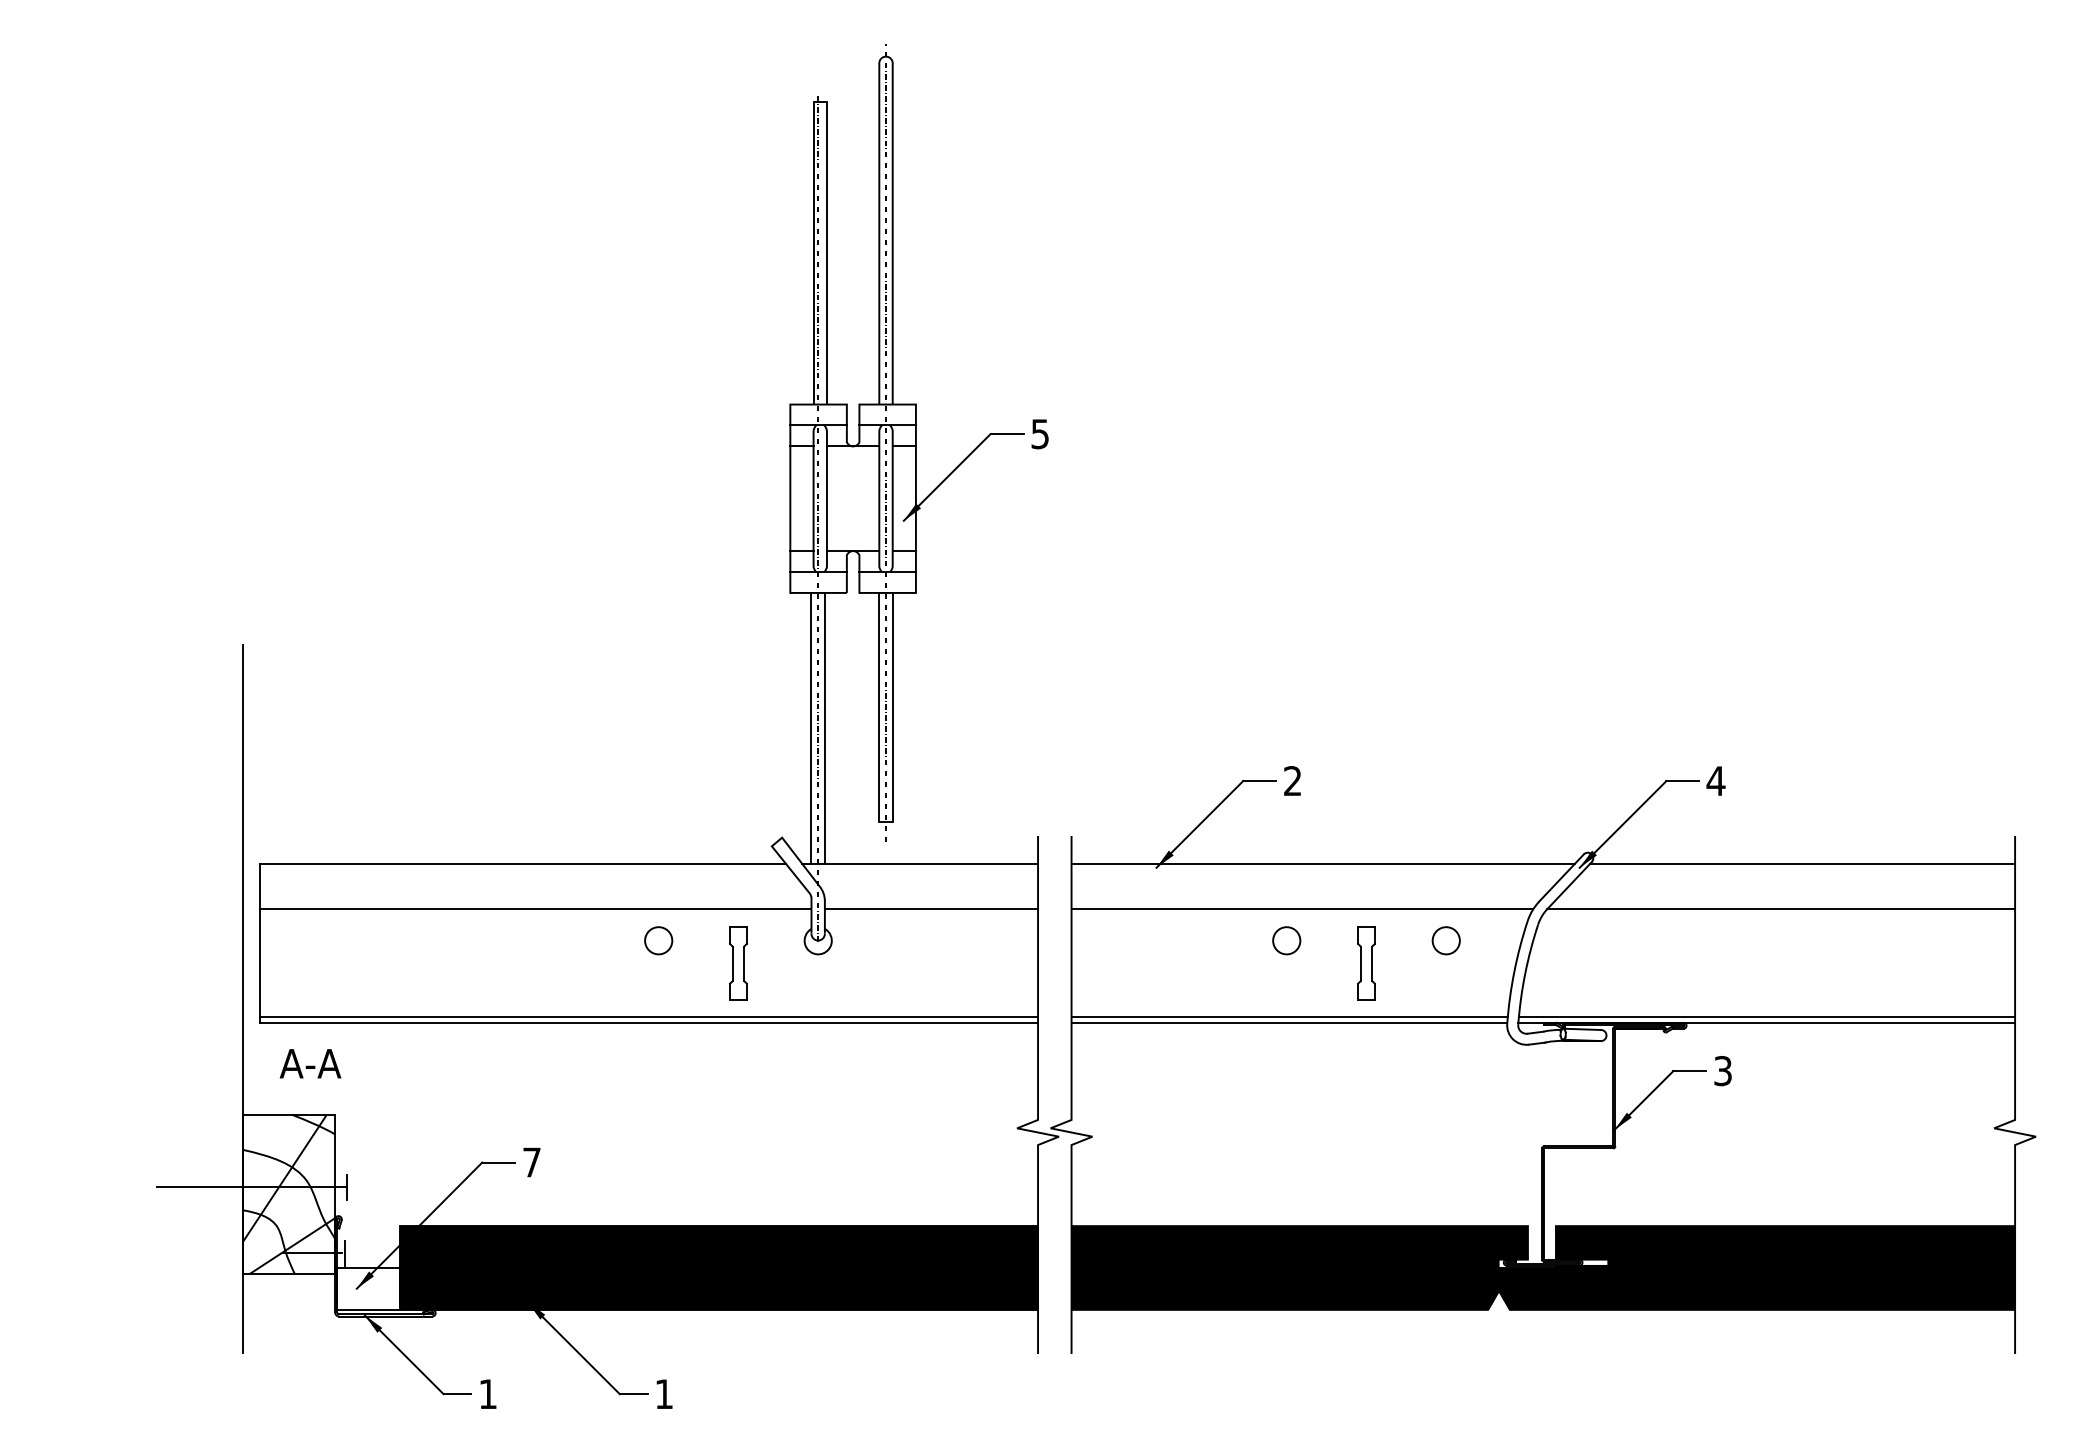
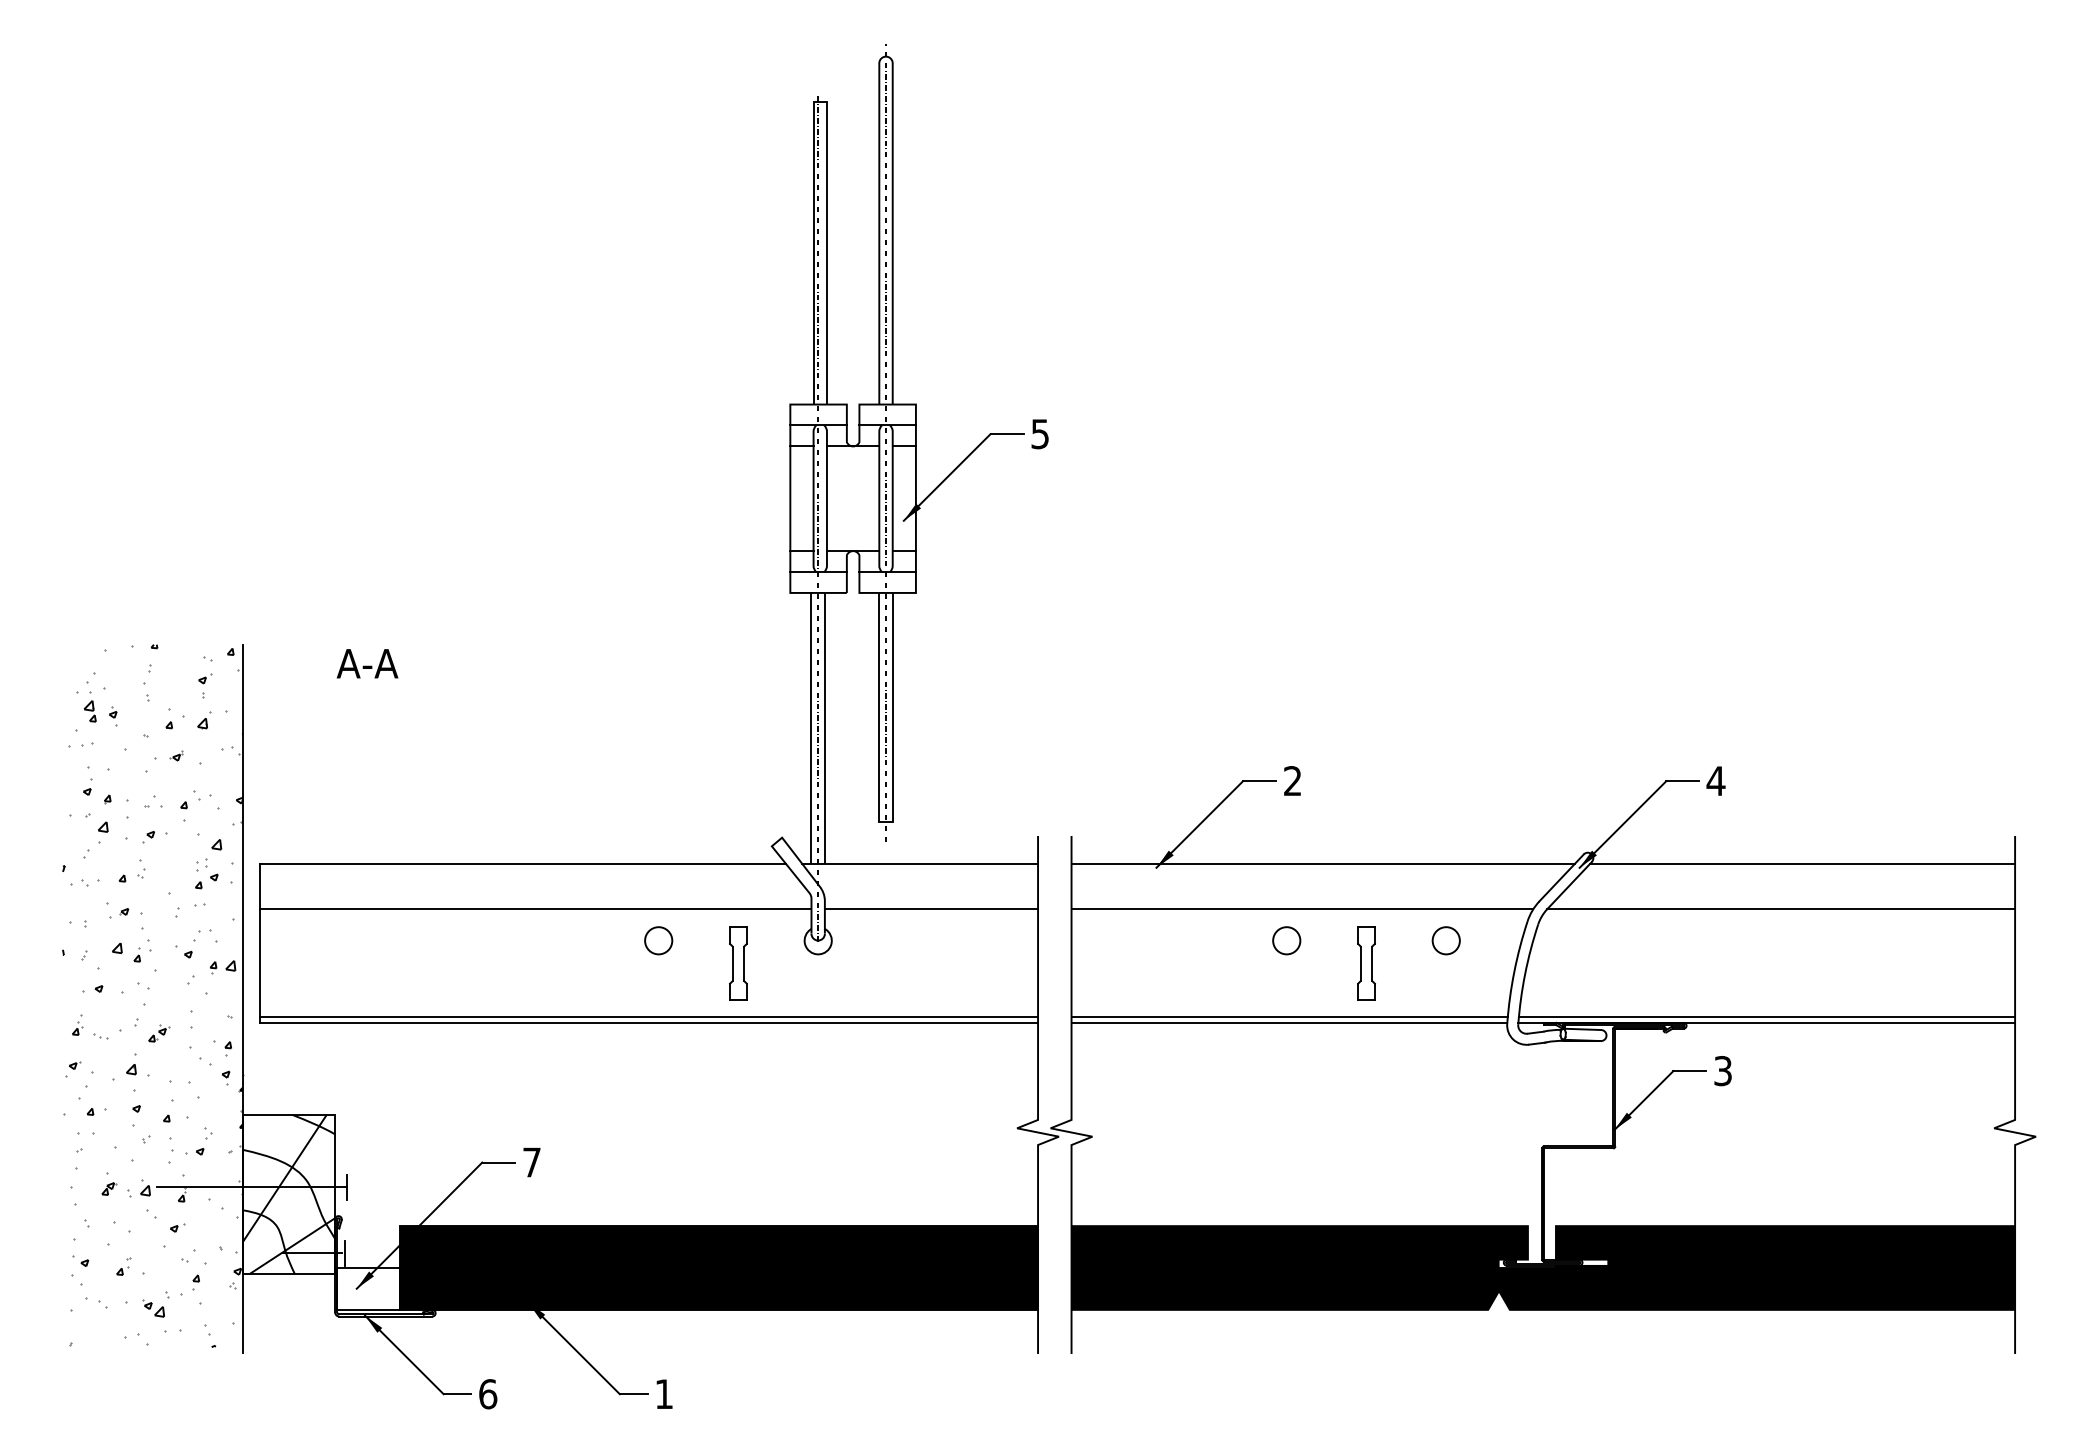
hatch: none -> present (152, 995)
text position: (310, 1063) -> (367, 663) (367, 663)
text: 1 -> 6 (488, 1394)
